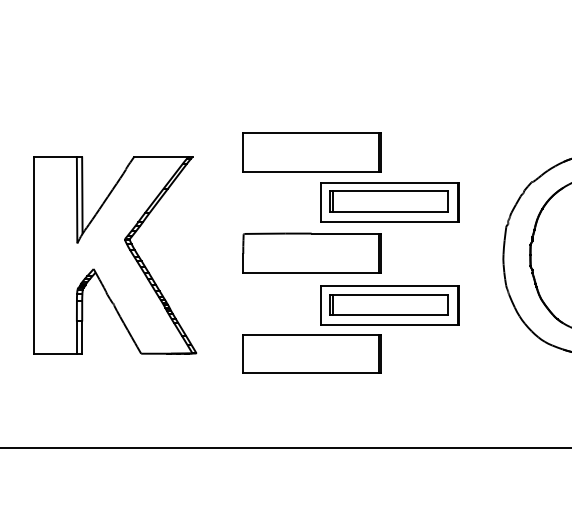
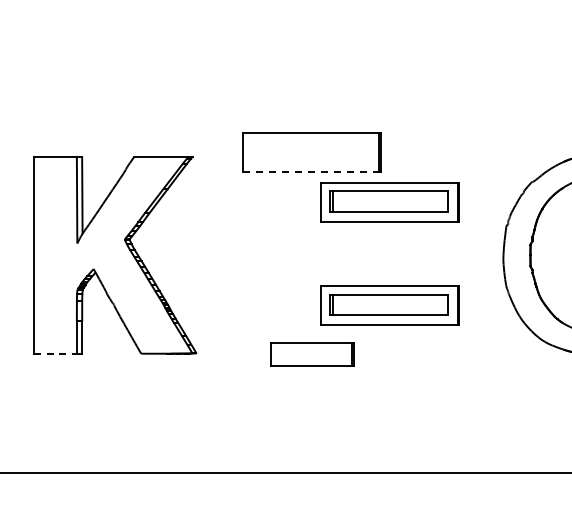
line: solid -> dashed (311, 171)
part: present -> none (311, 252)
line: solid -> dashed (55, 353)
part size: 140x40 px -> 85x25 px (312, 354)
line position: (285, 448) -> (285, 473) (285, 473)
